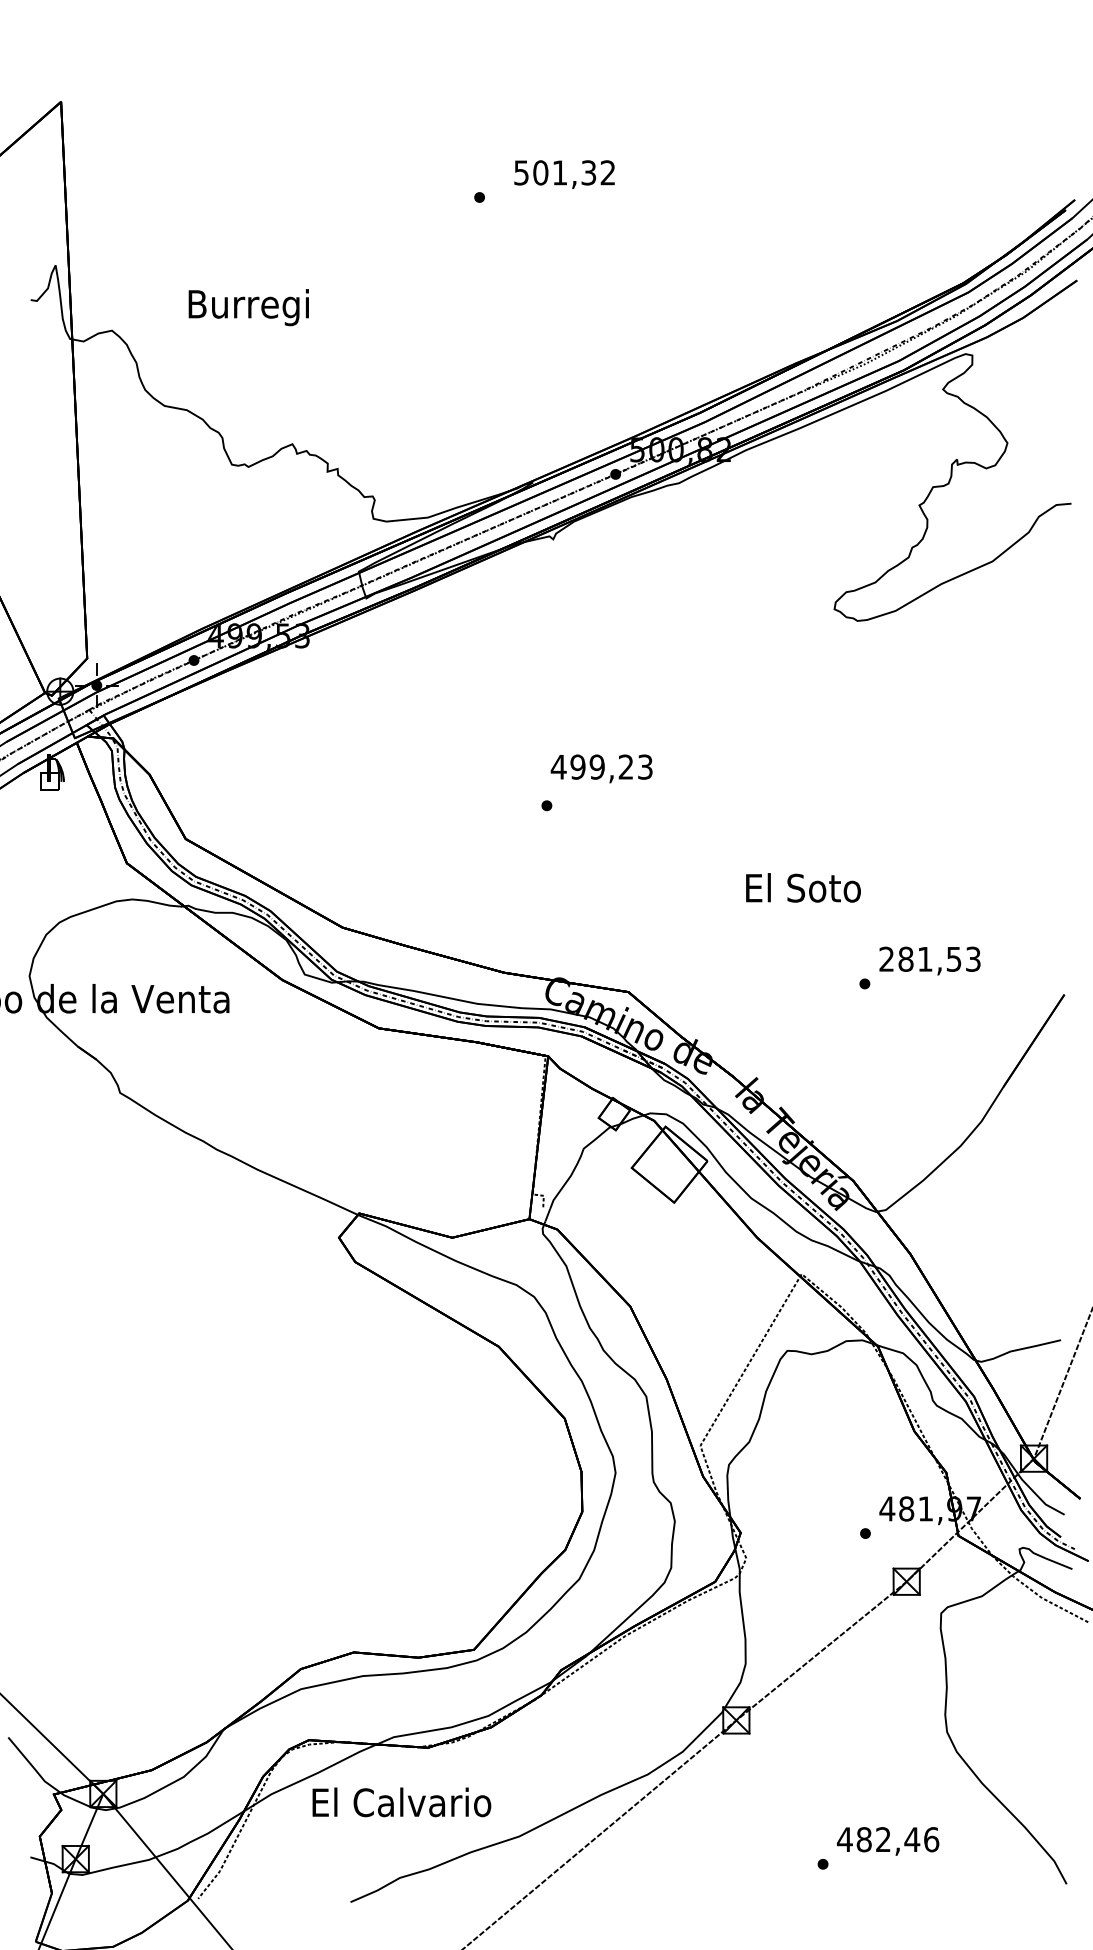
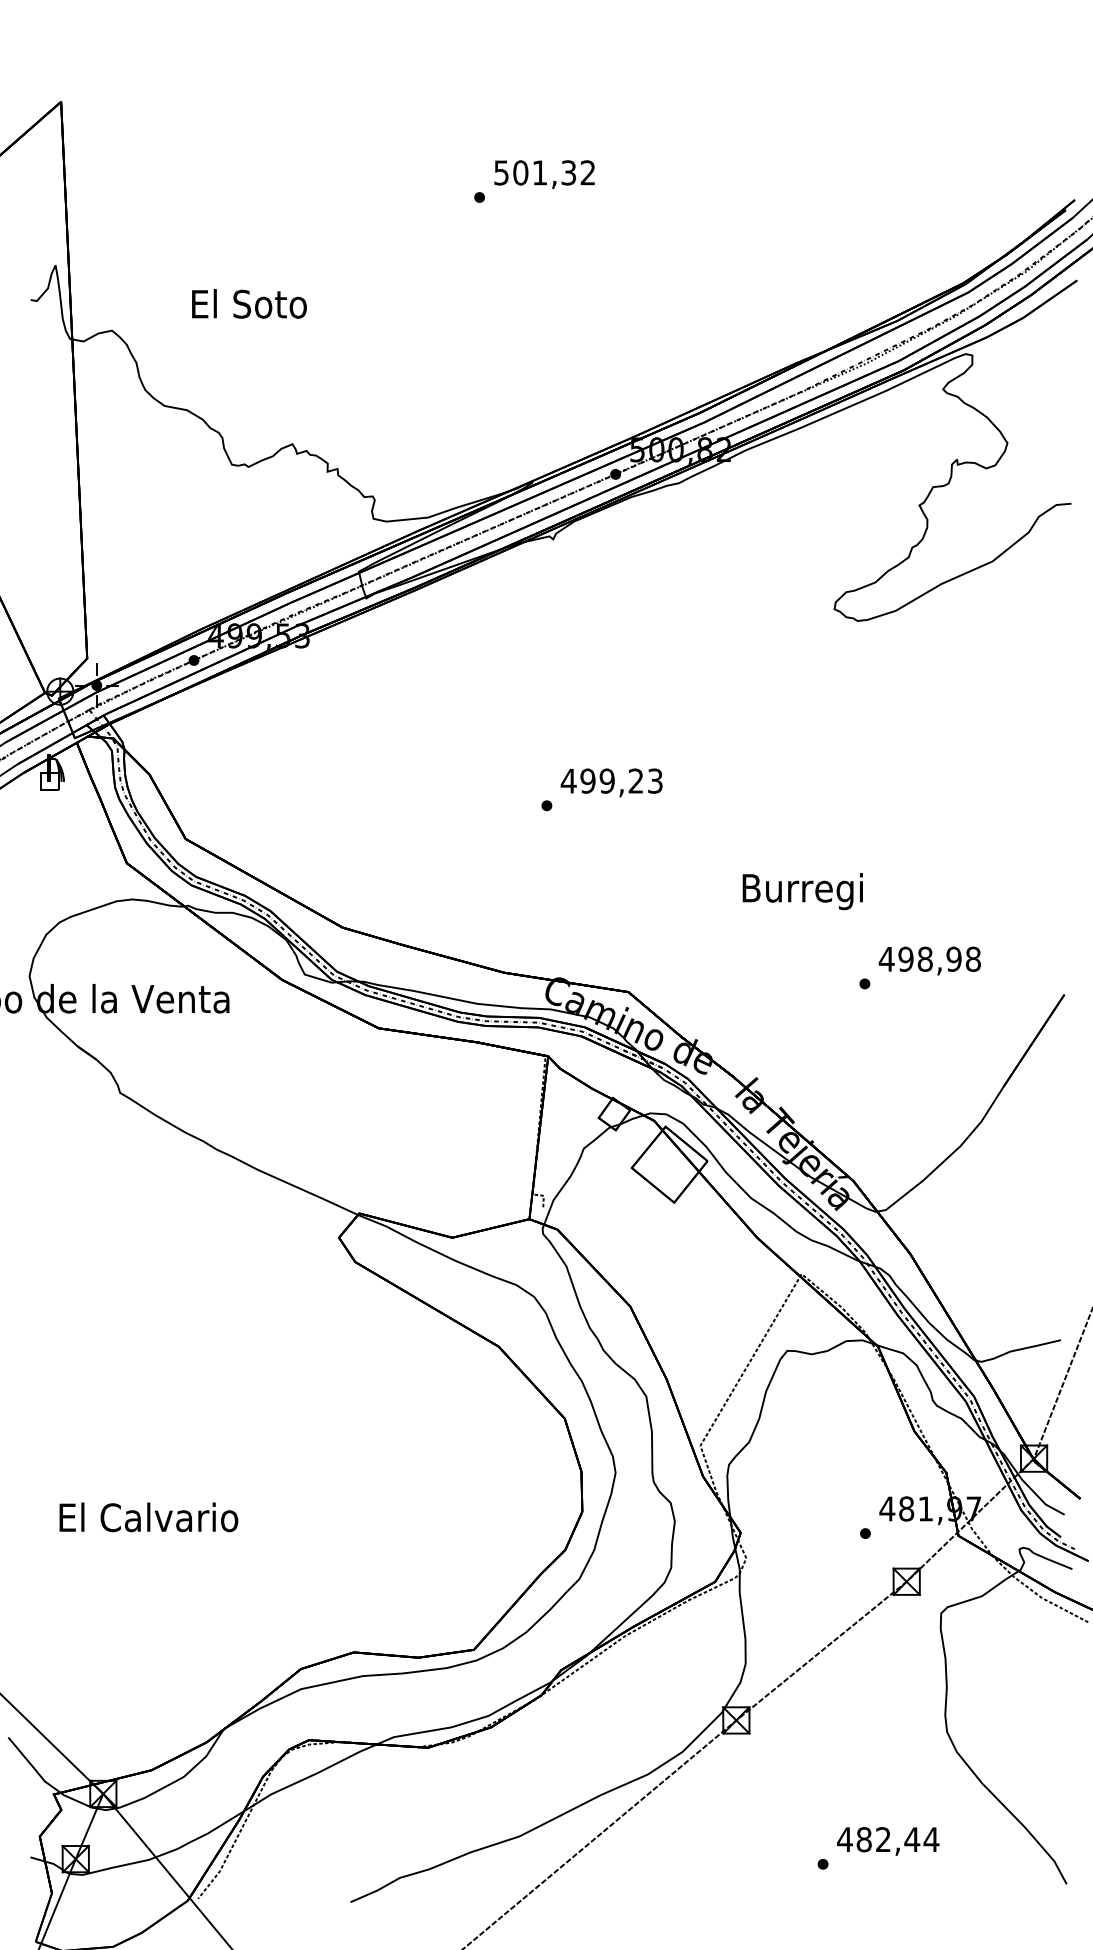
text position: (564, 174) -> (544, 174) (544, 174)
text: Burregi -> El Soto (248, 307)
text position: (601, 768) -> (611, 782) (611, 782)
text: El Soto -> Burregi (802, 891)
text: 281,53 -> 498,98 (929, 958)
text position: (401, 1802) -> (148, 1517) (148, 1517)
text: 482,46 -> 482,44 (931, 1839)
